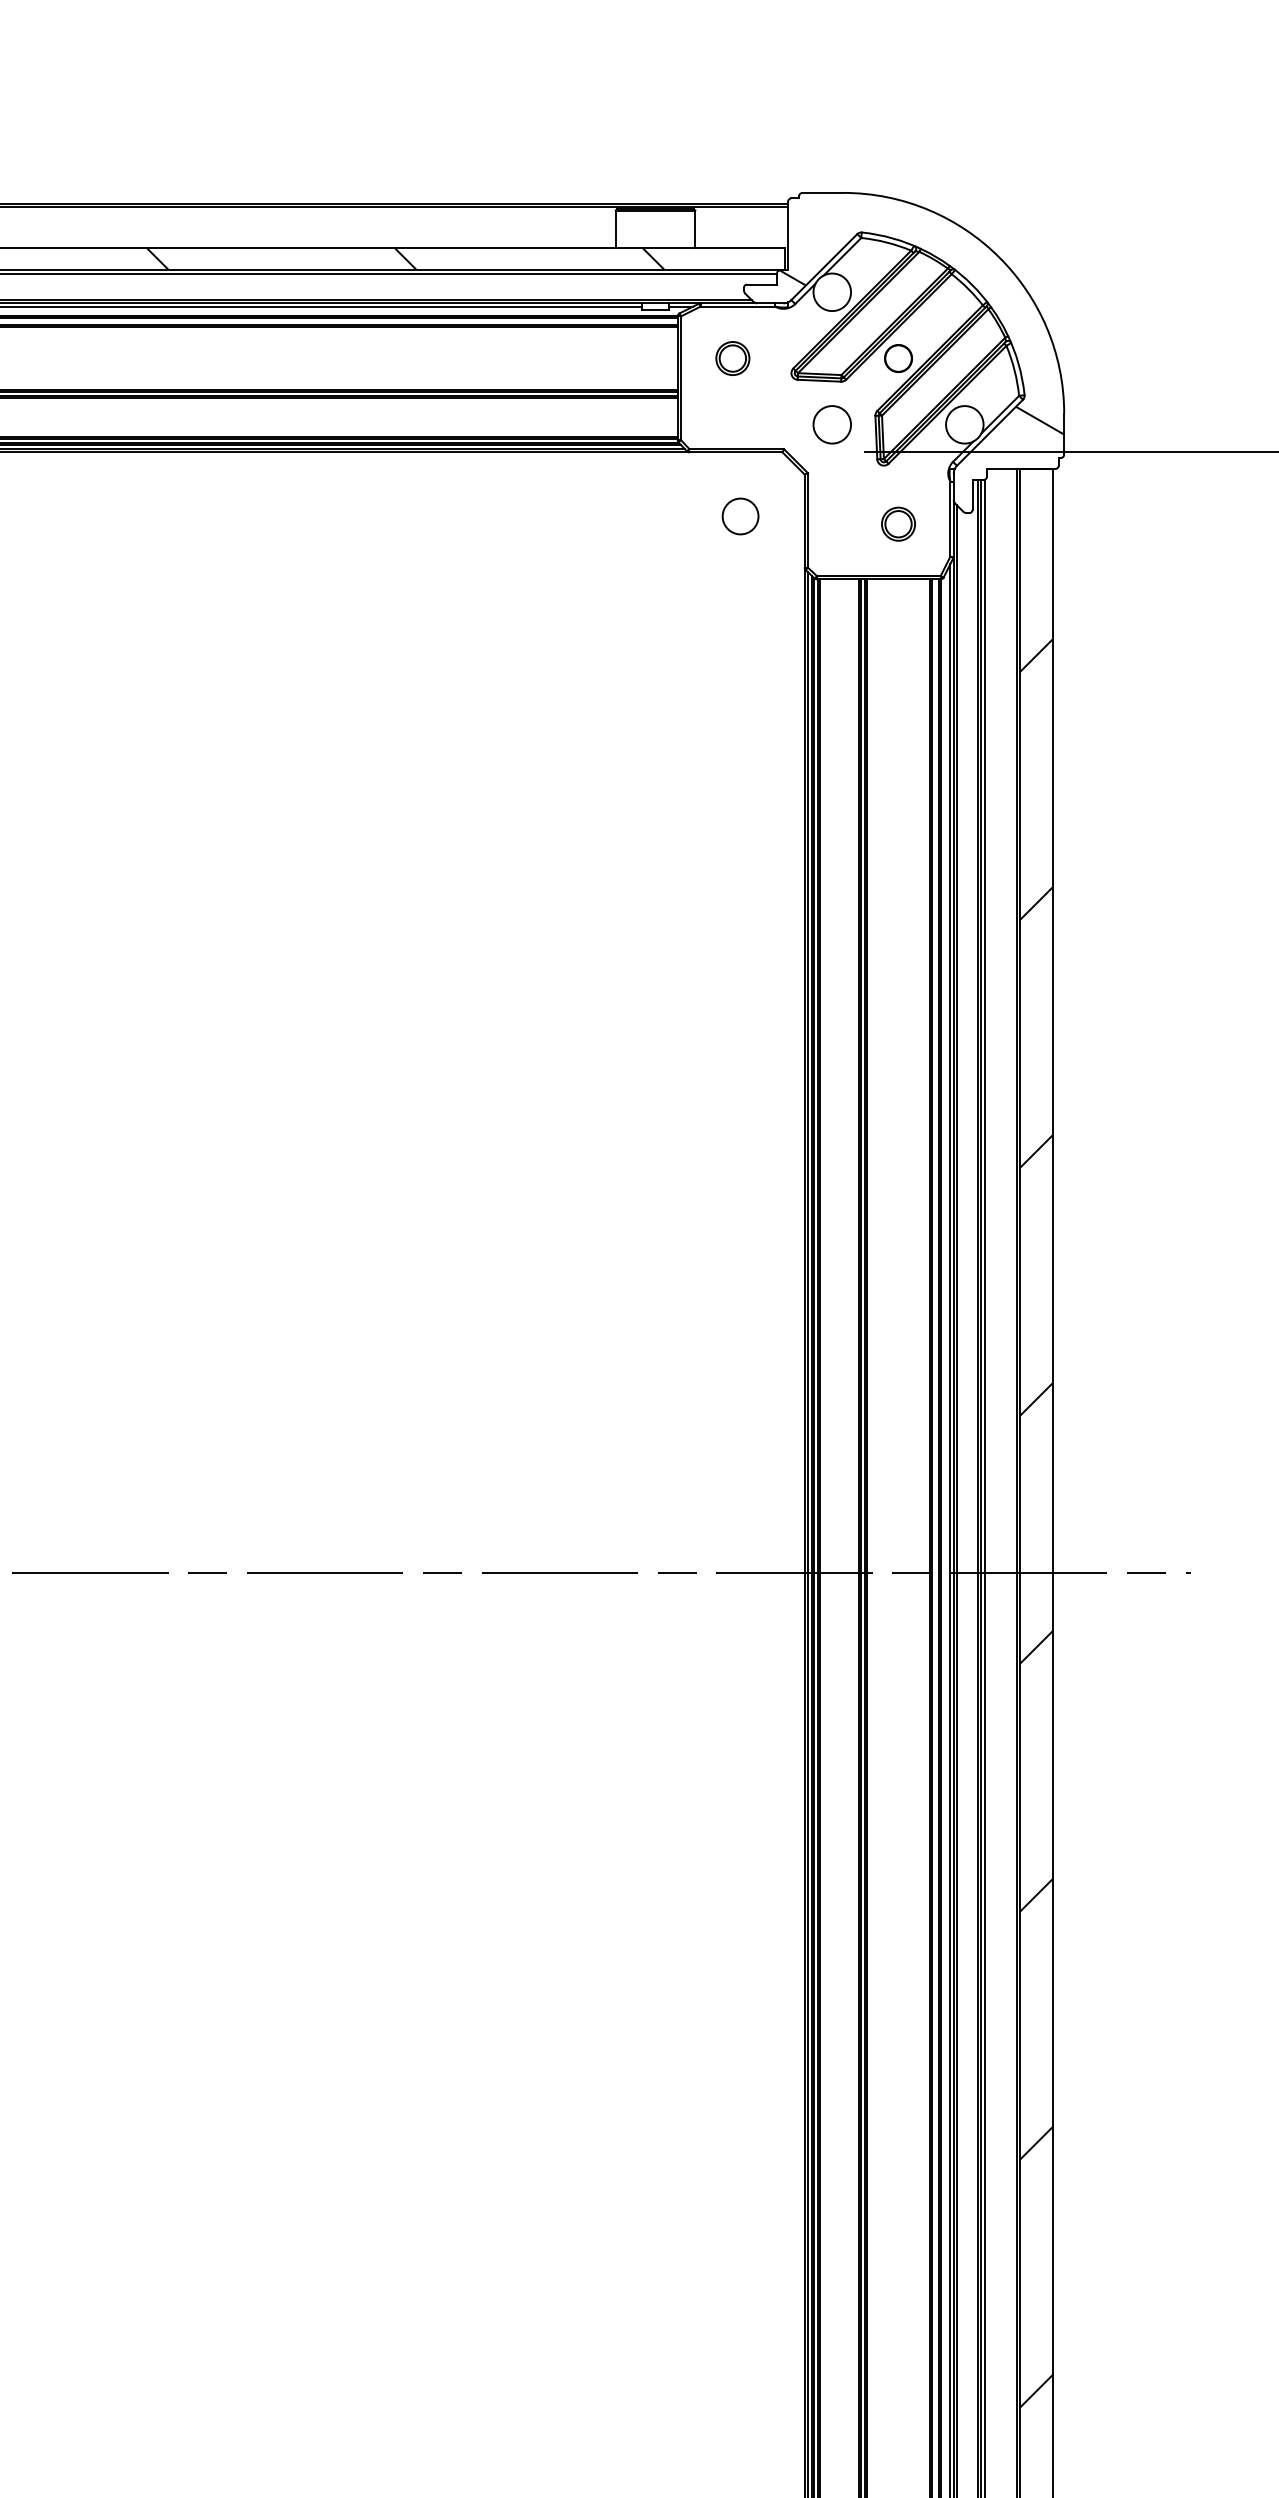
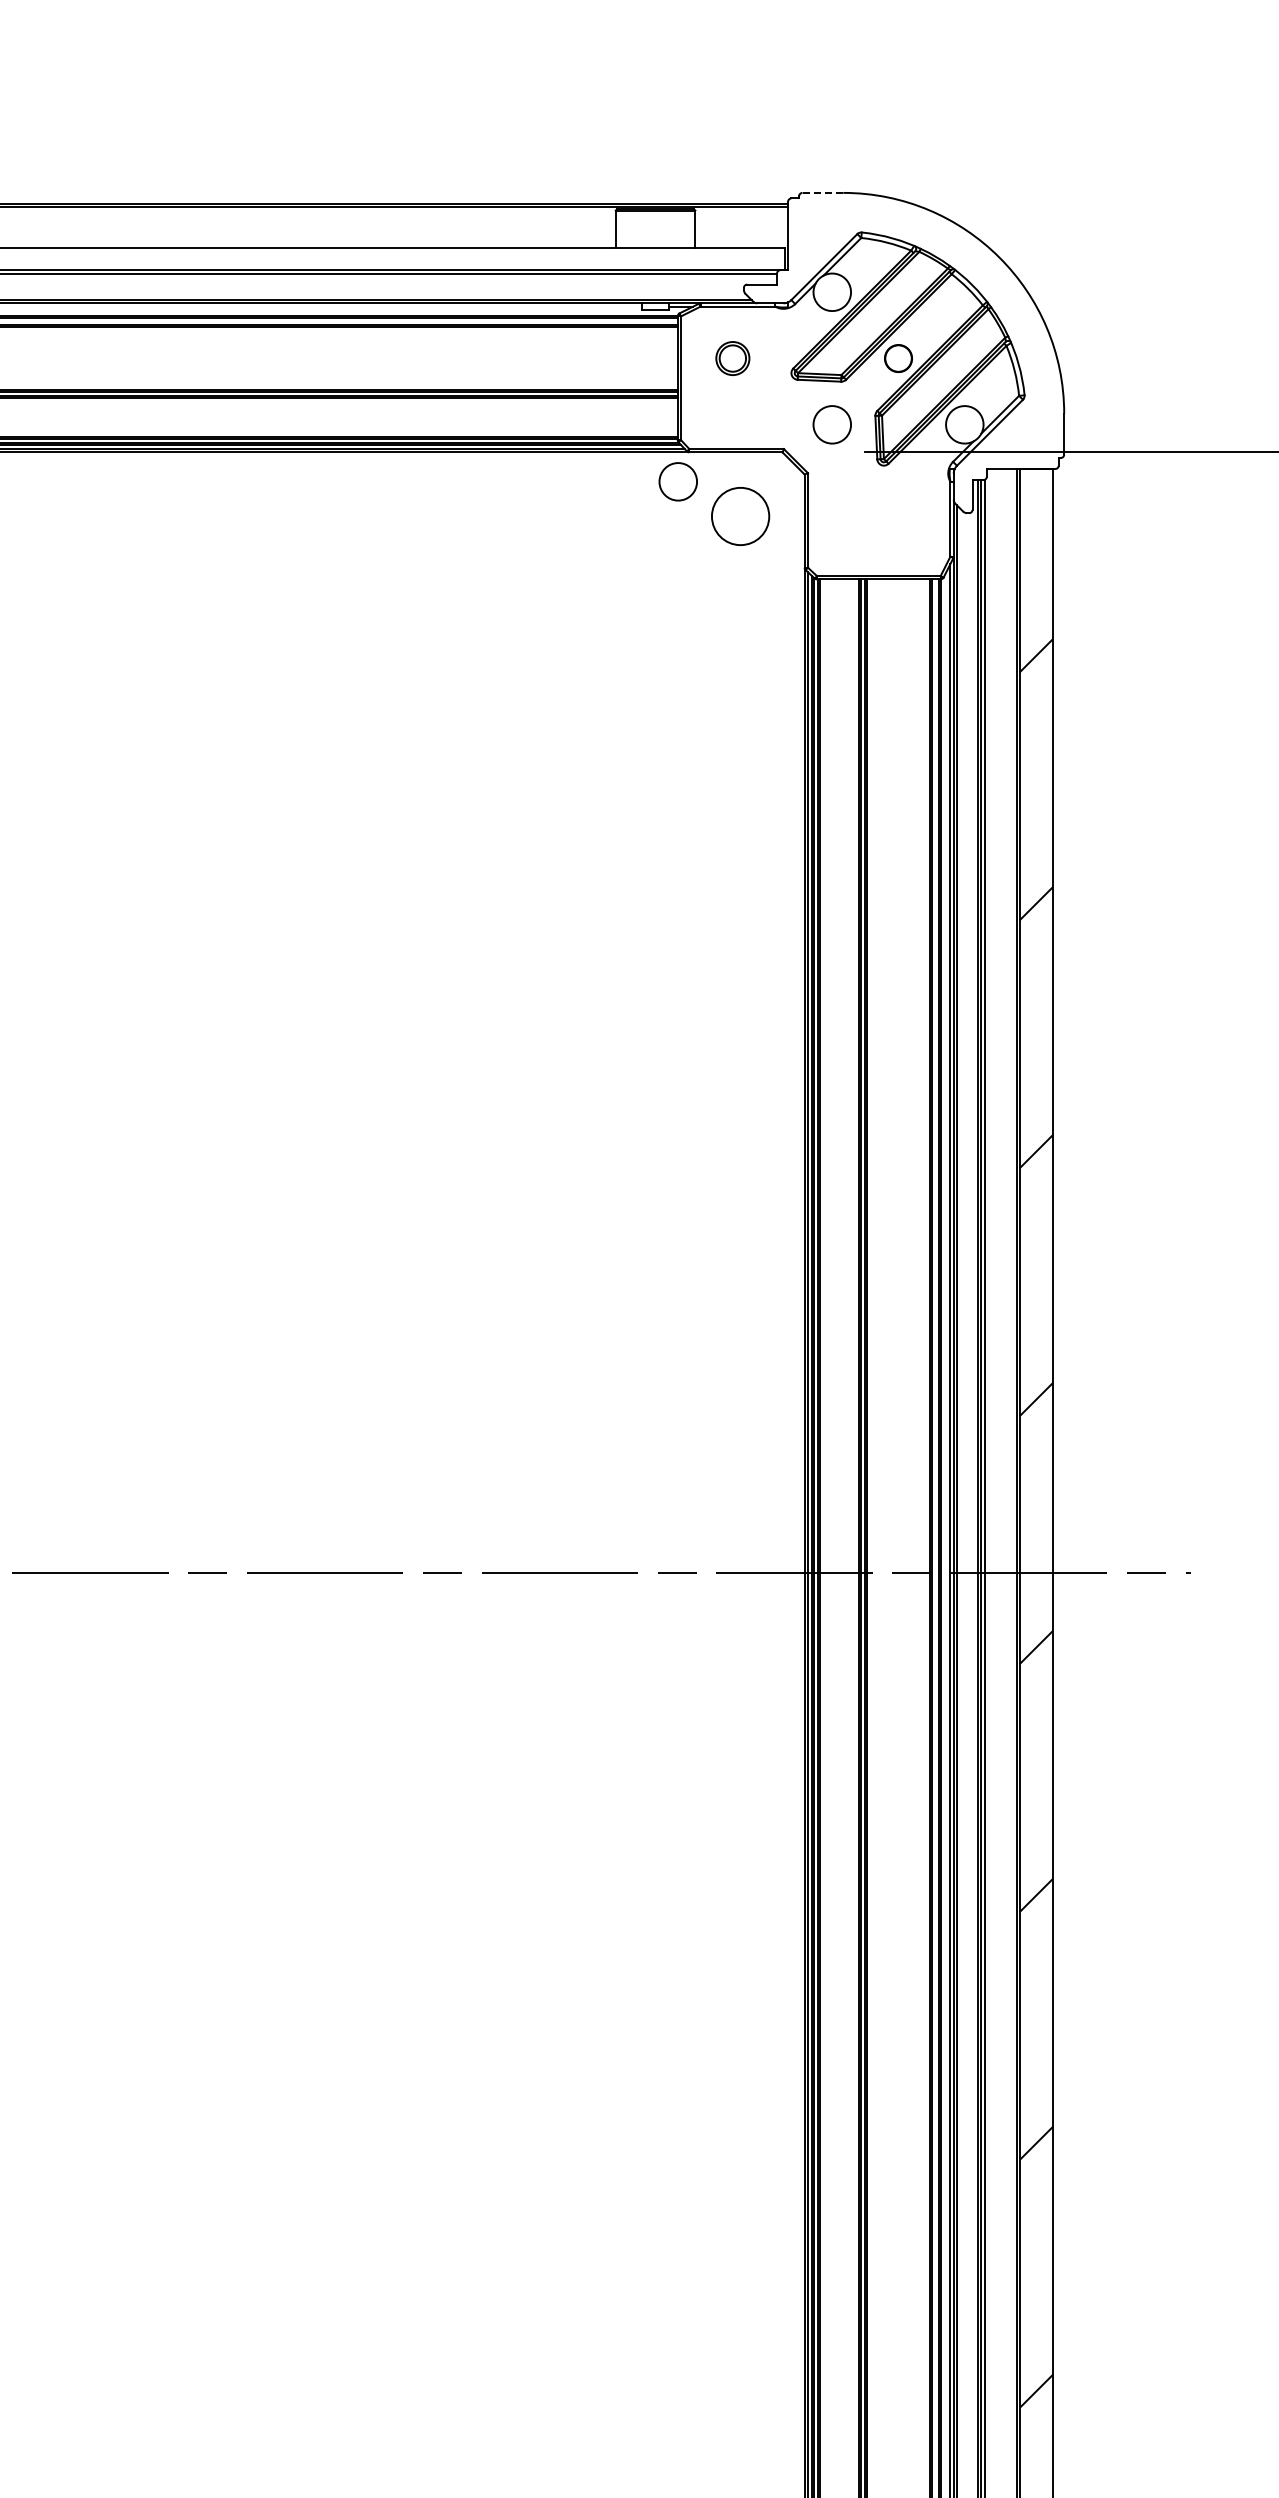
line: solid -> dashed (822, 192)
hatch: present -> none (405, 259)
line: present -> none (321, 306)
hatch: present -> none (921, 352)
circle: none -> present (677, 481)
circle diameter: 36 px -> 57 px (740, 516)
part: present -> none (898, 523)
